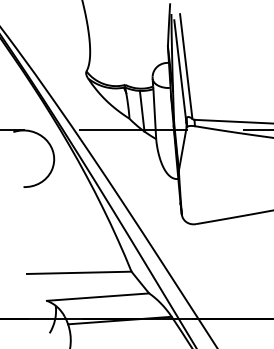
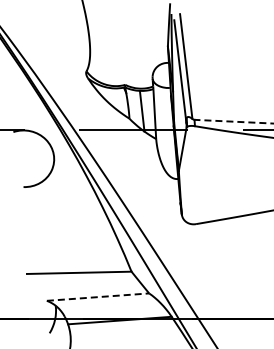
line: solid -> dashed (233, 121)
line: solid -> dashed (98, 297)
